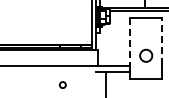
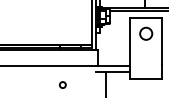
line: dashed -> solid (130, 41)
line: dashed -> solid (162, 41)
circle position: (146, 55) -> (146, 33) (146, 33)
